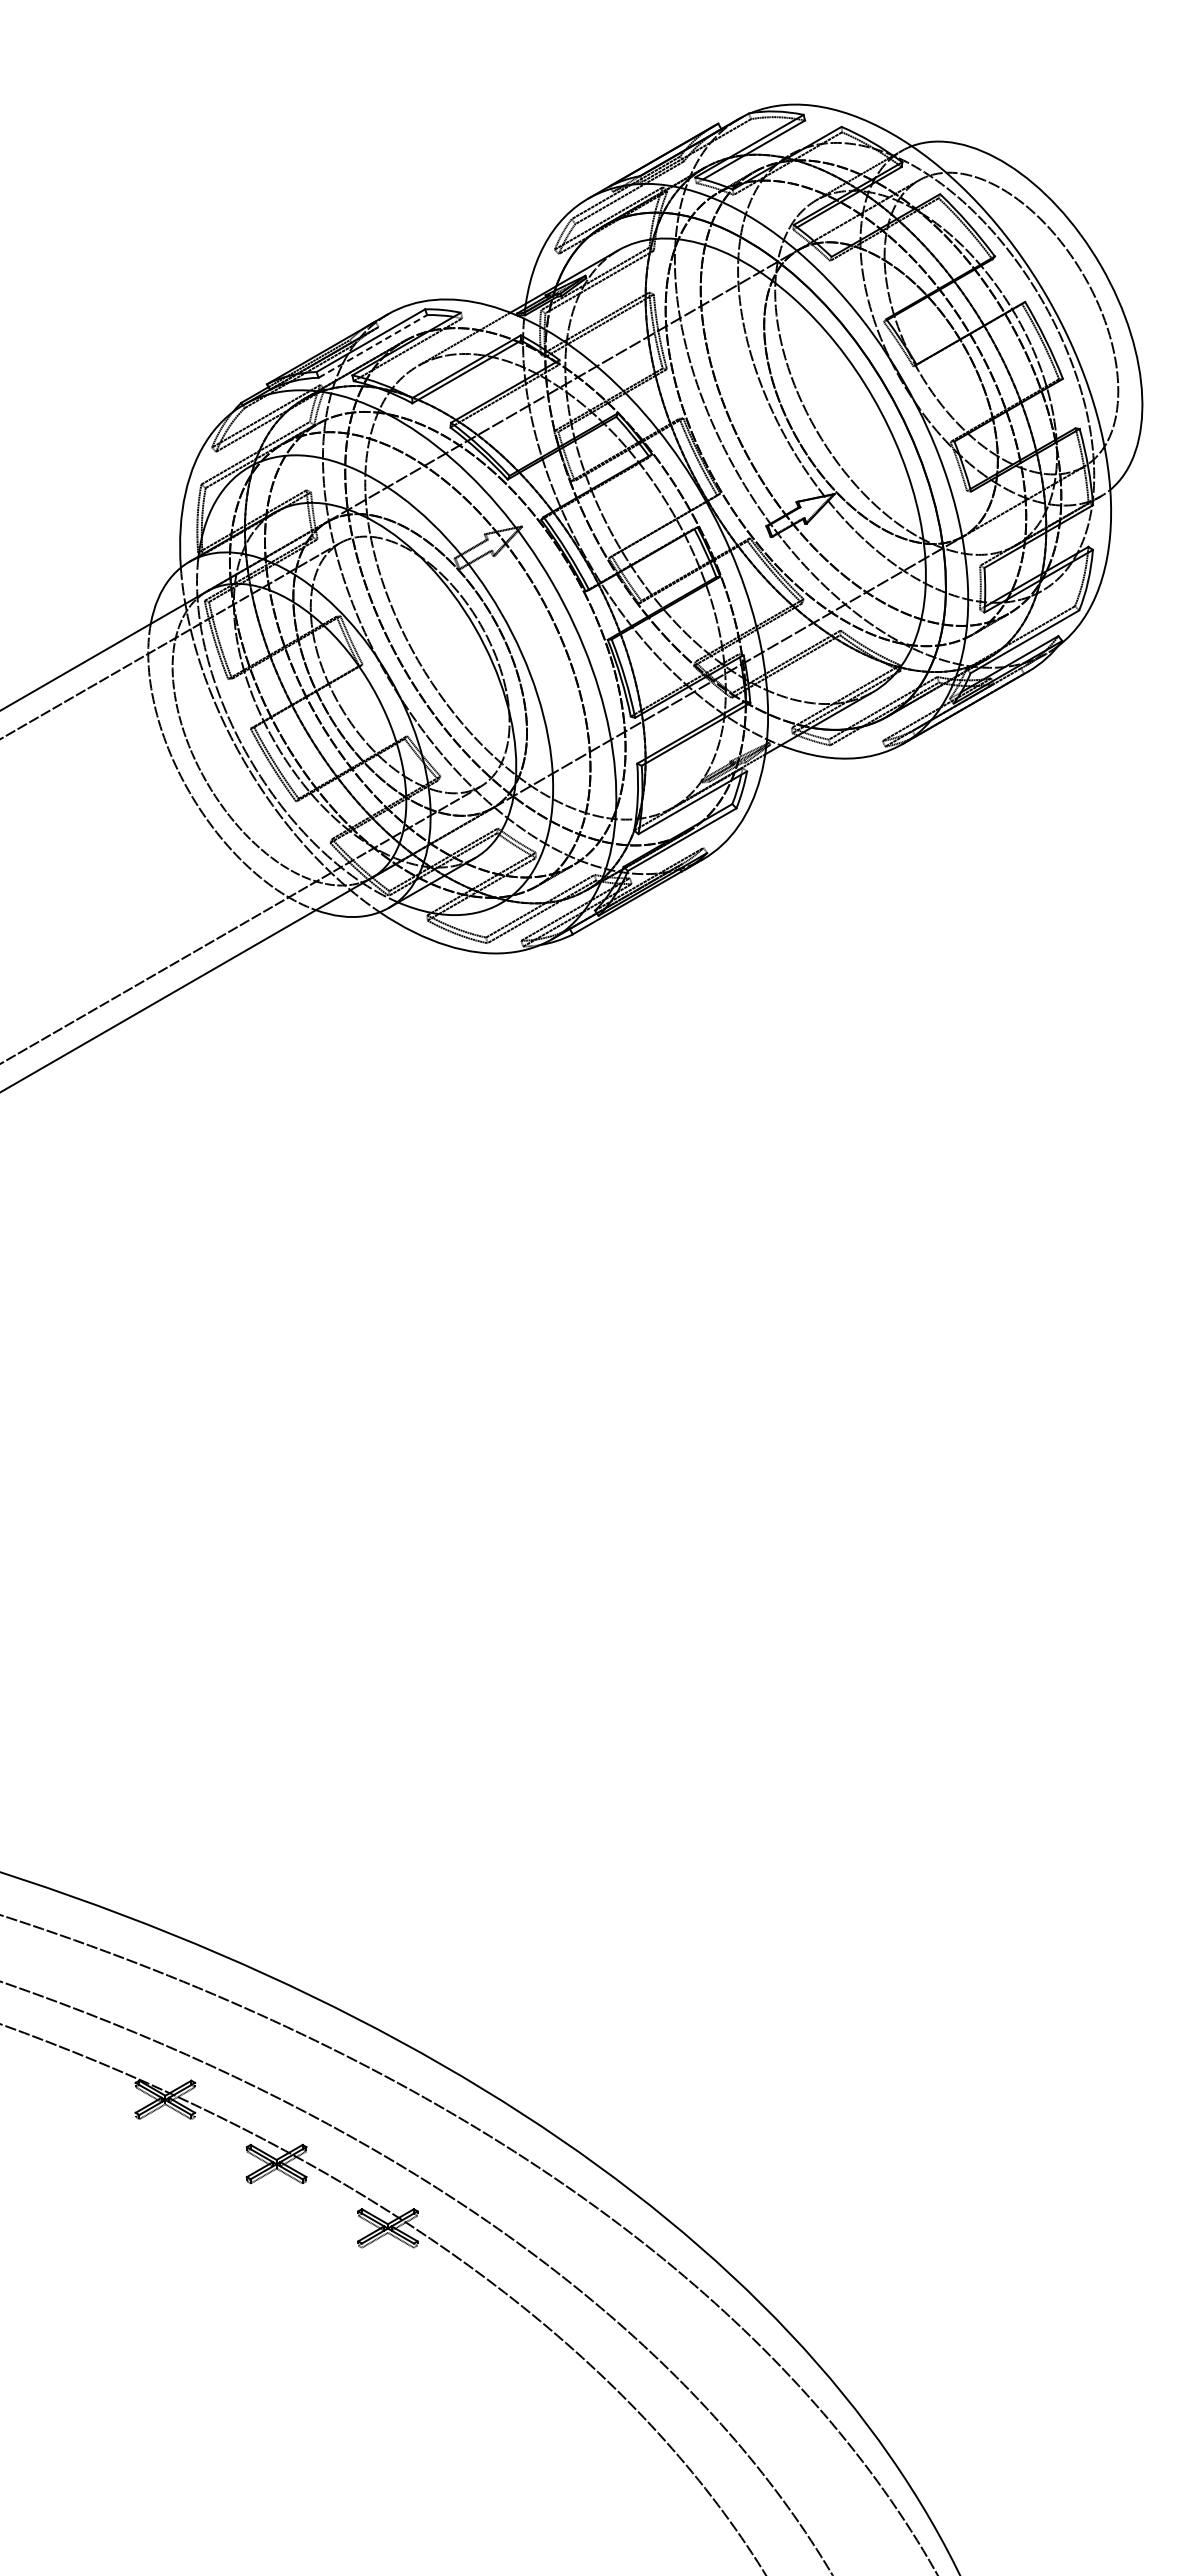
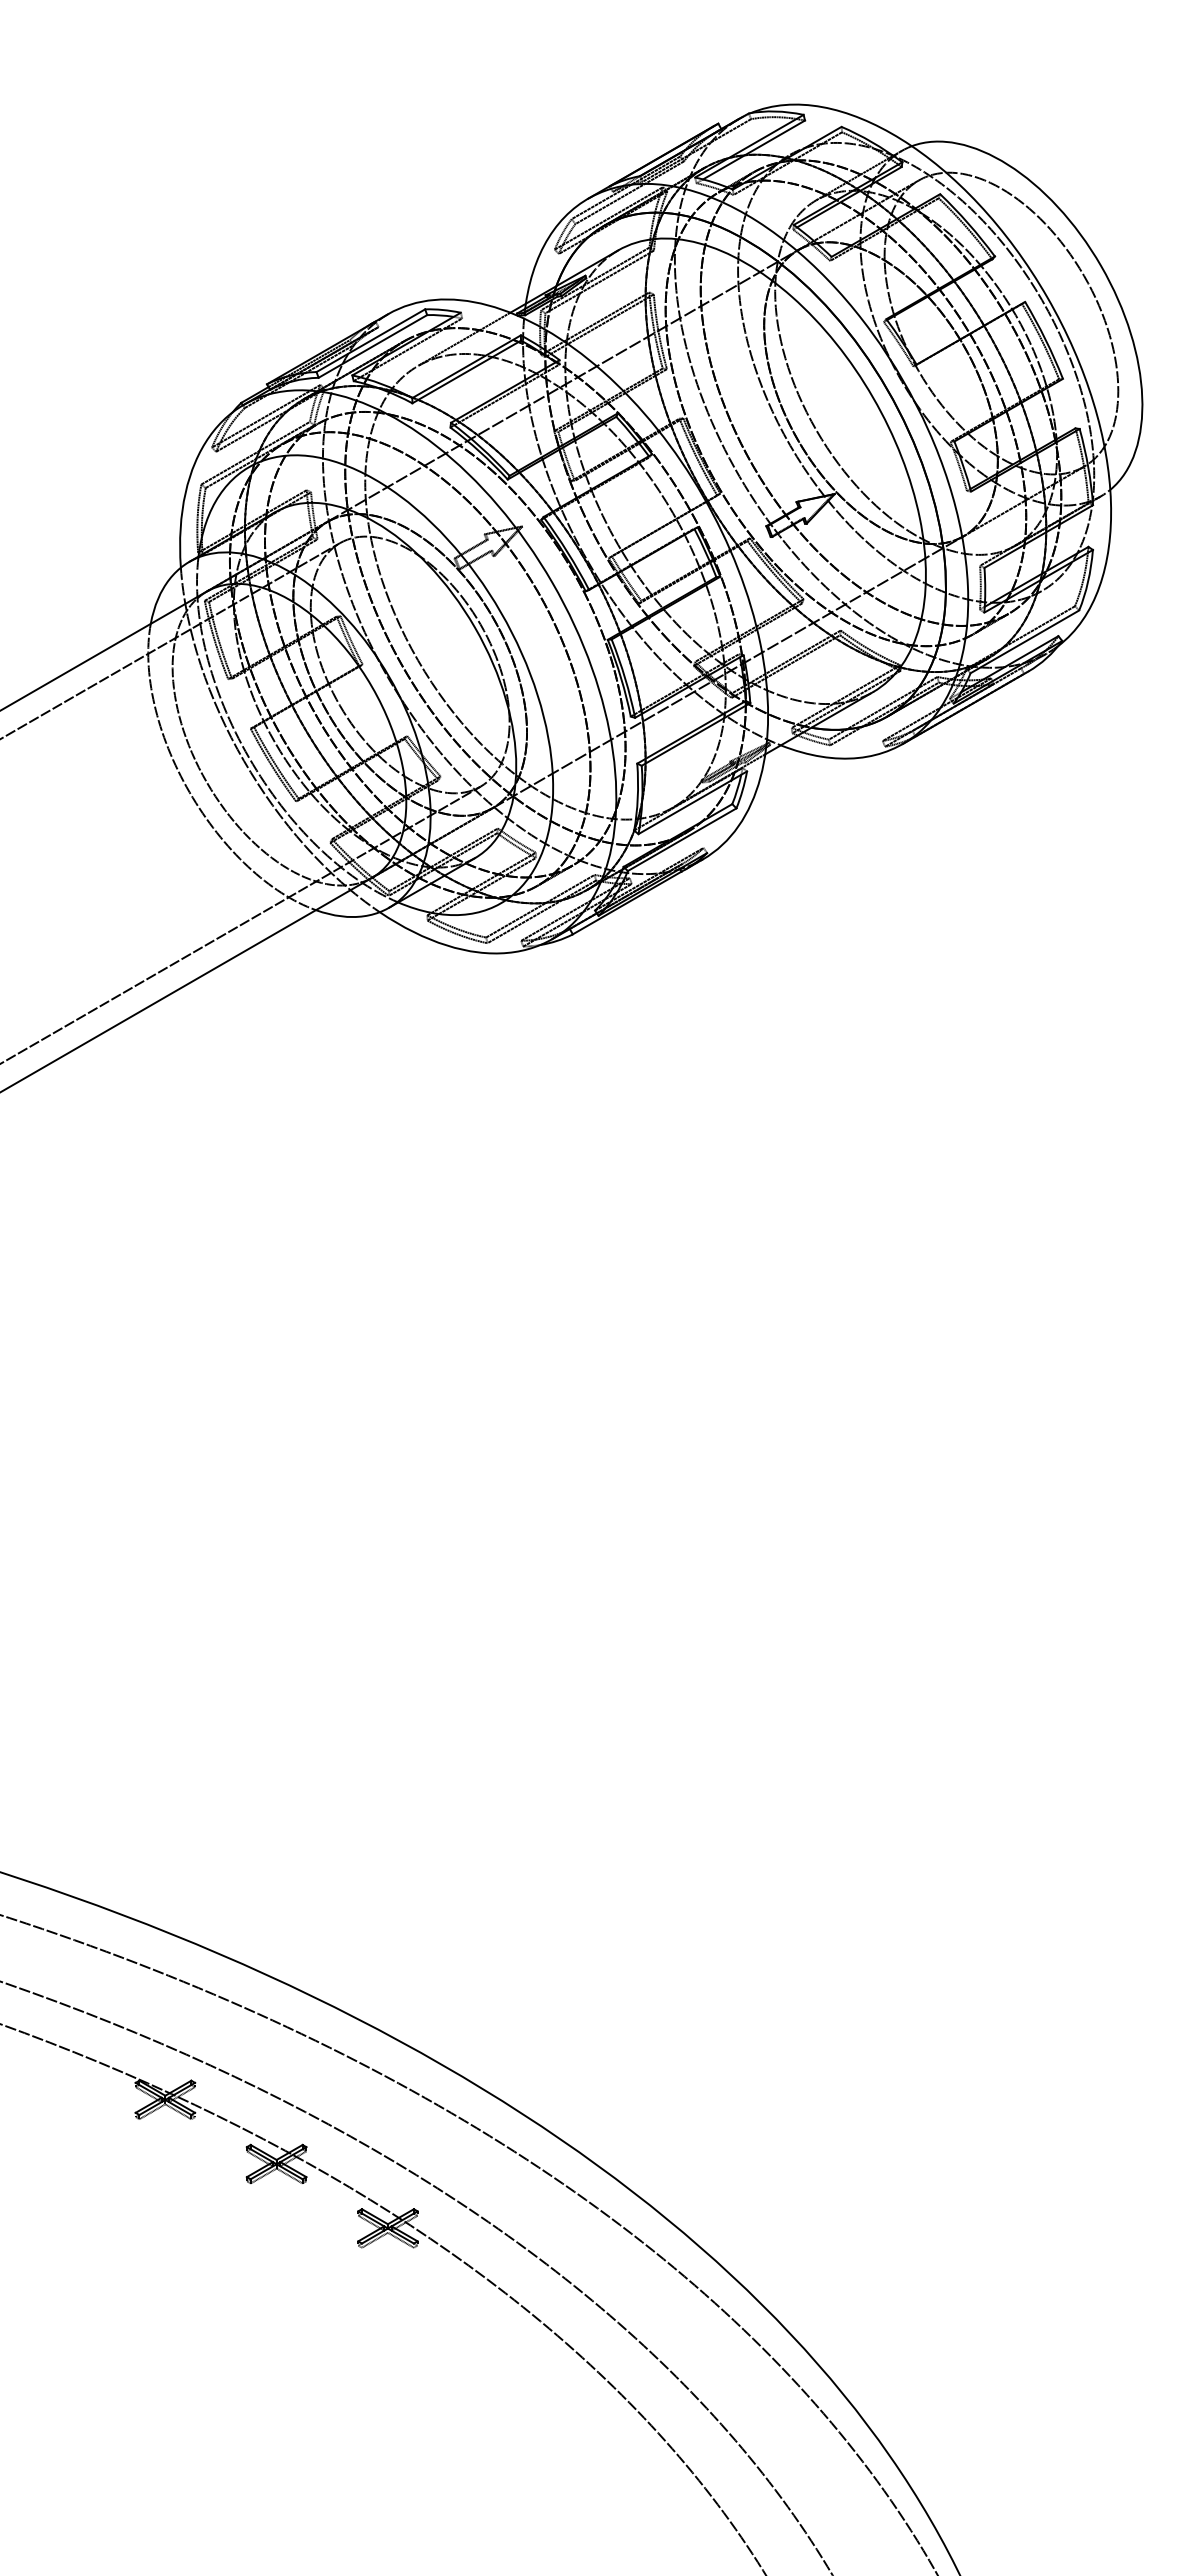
line: dashed -> solid (372, 346)
